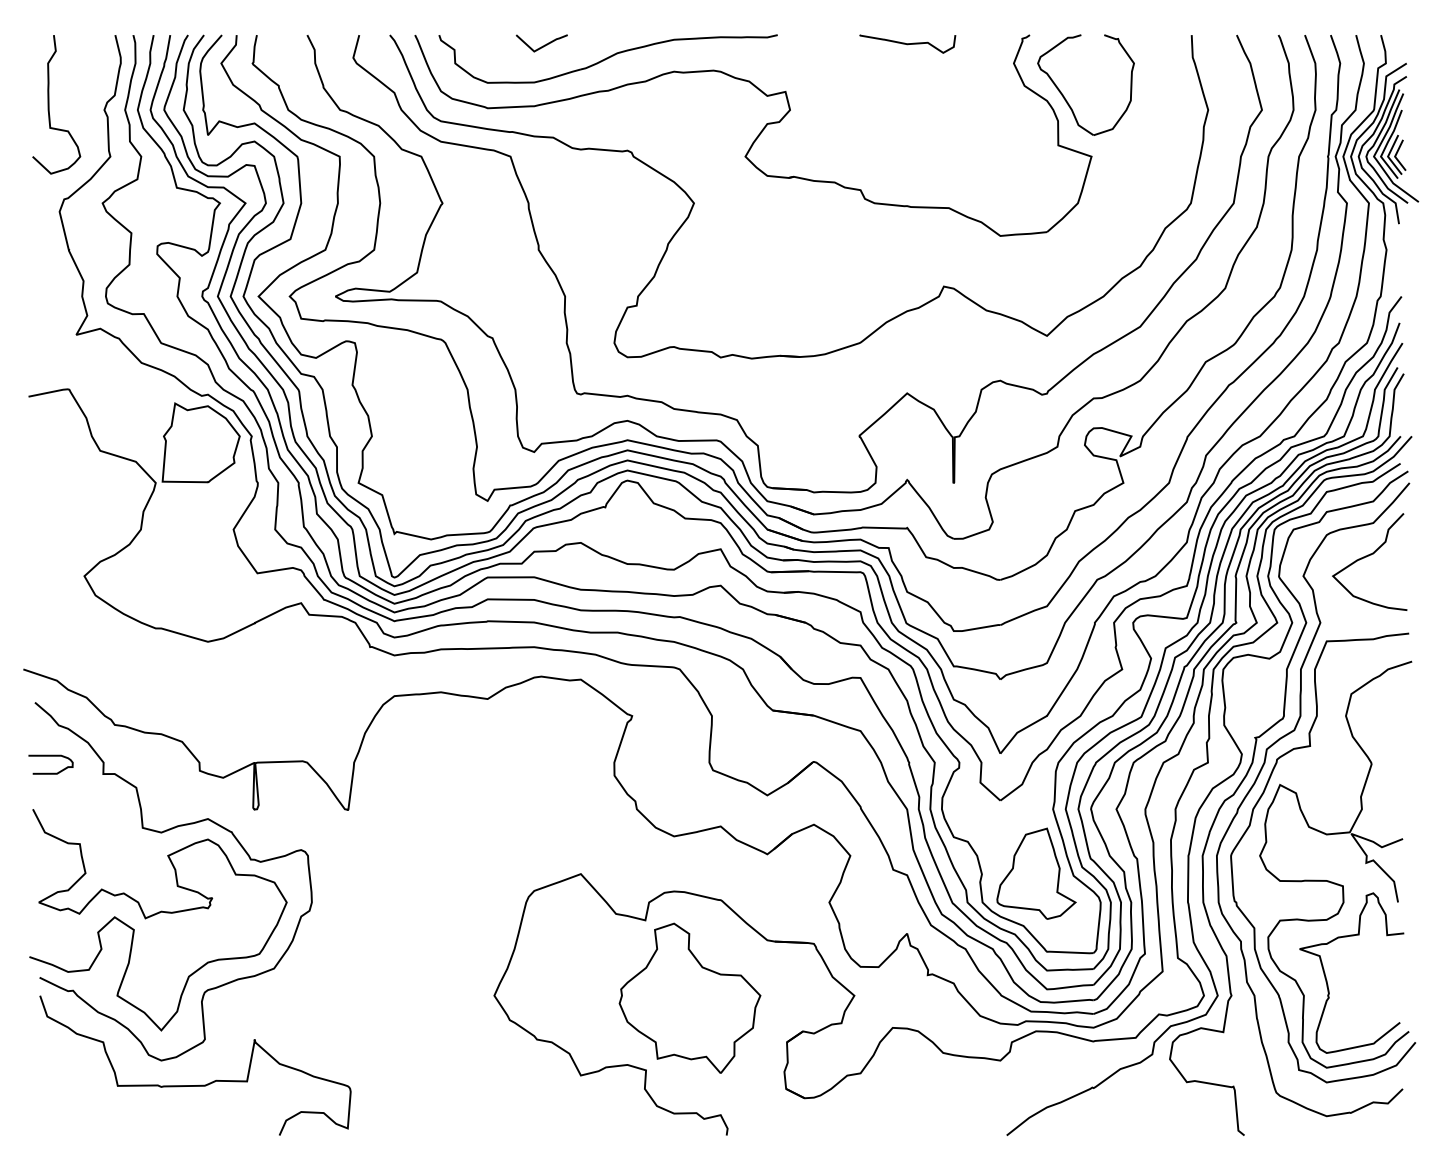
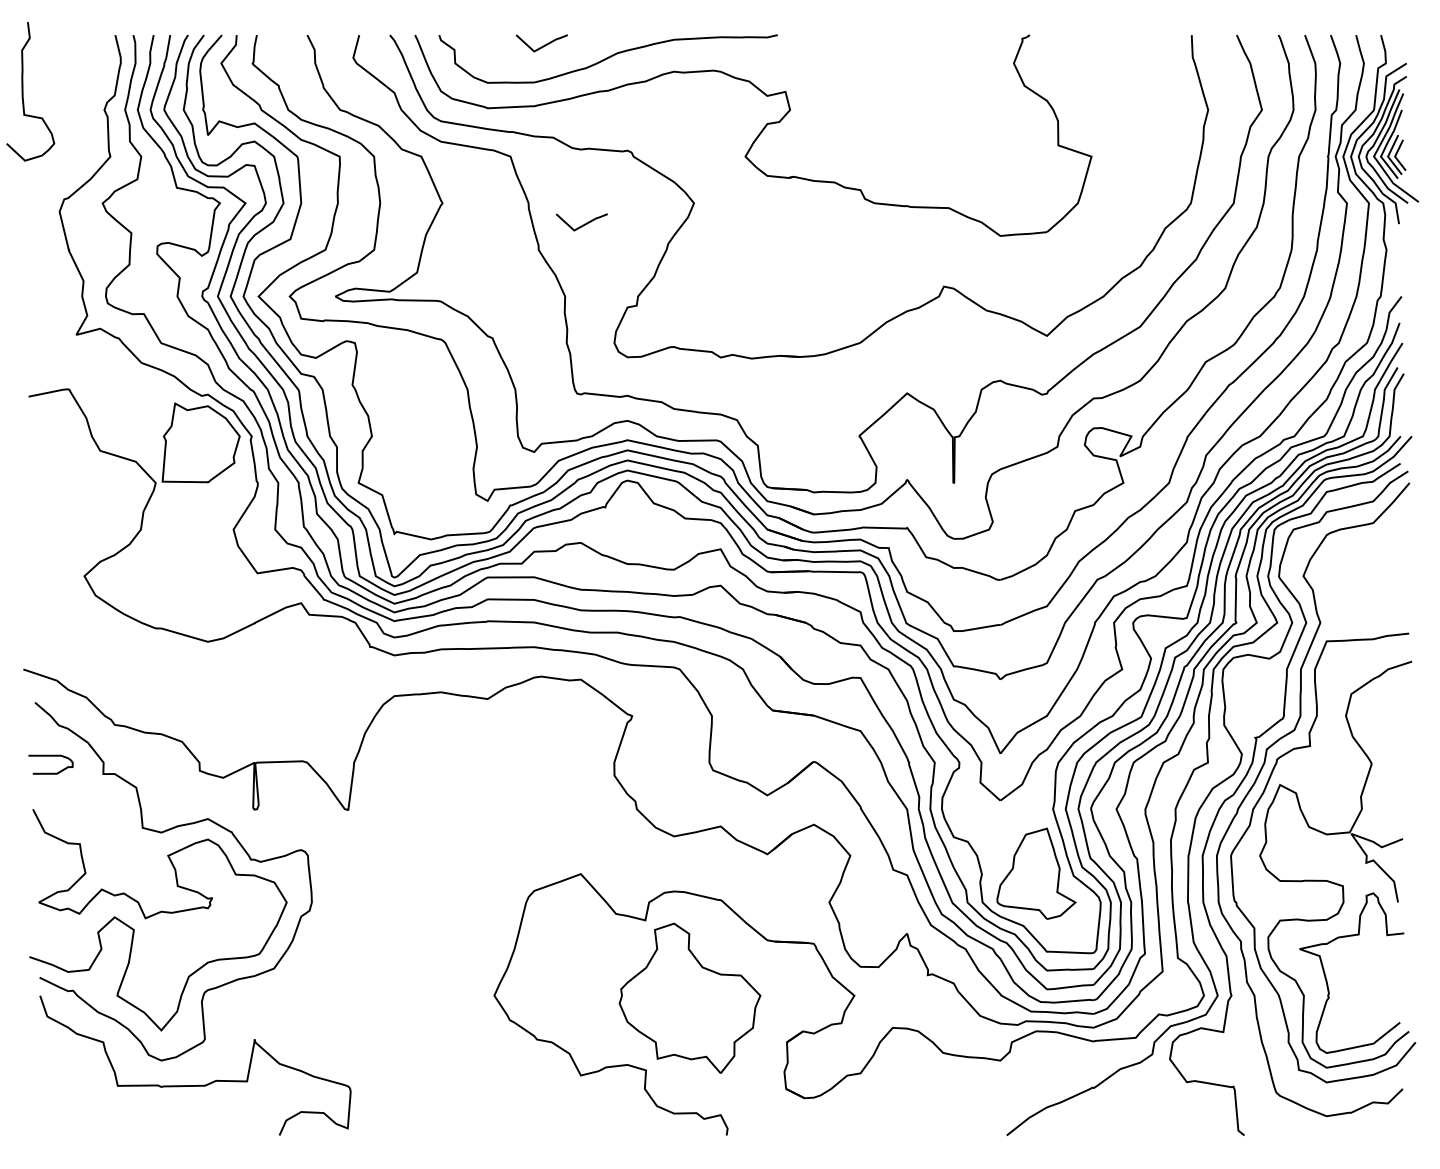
curve: present -> none (907, 43)
part: present -> none (1065, 97)
curve position: (49, 104) -> (23, 91) (23, 91)
line: none -> present (583, 224)
curve: present -> none (1369, 556)
